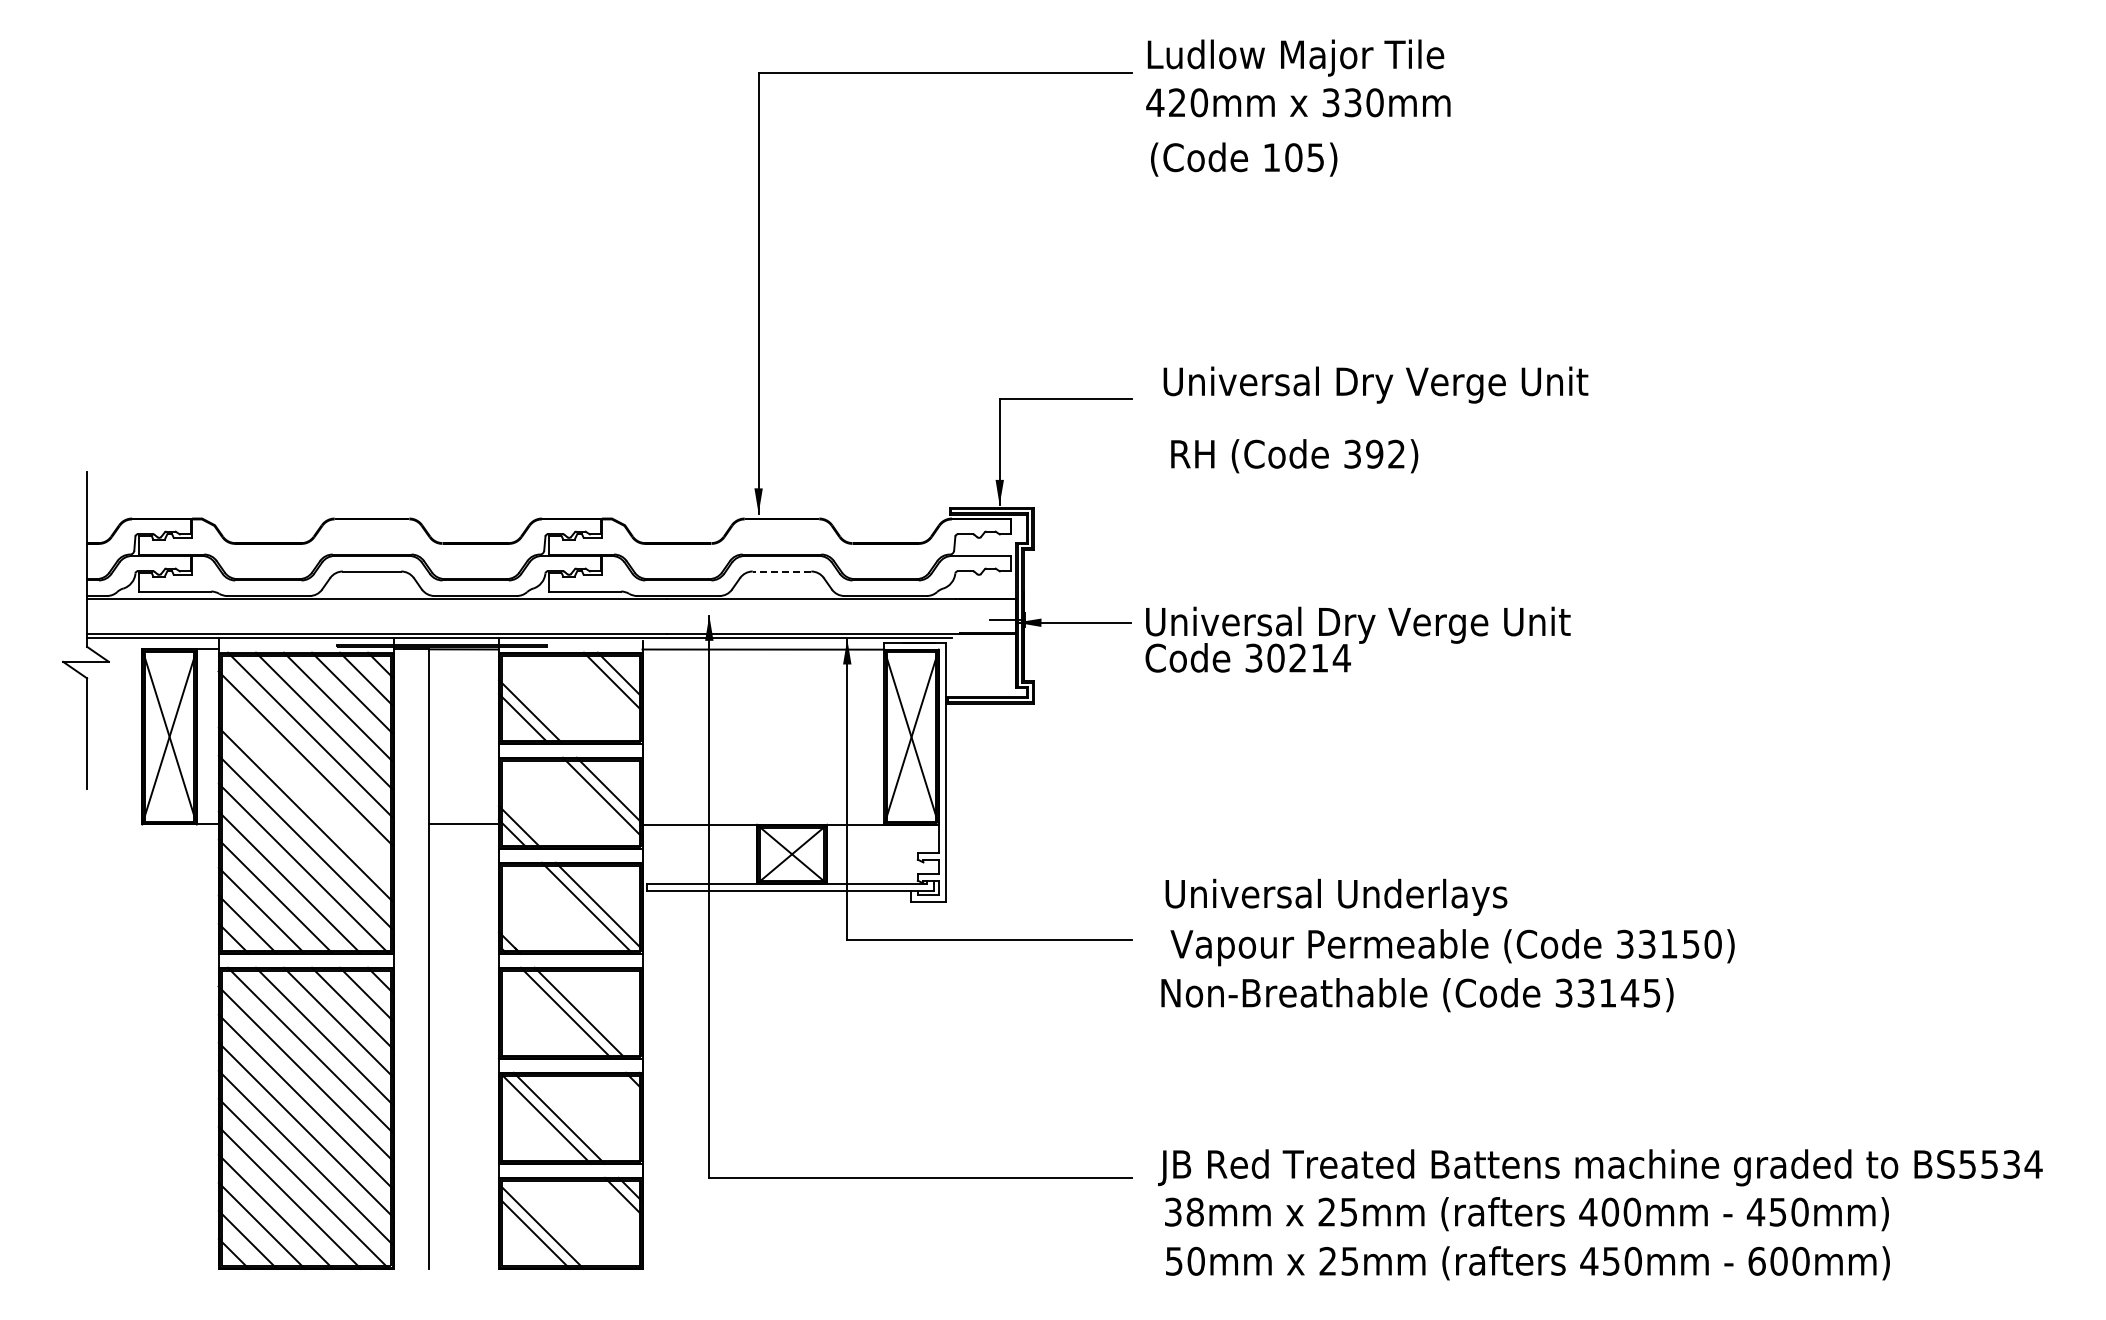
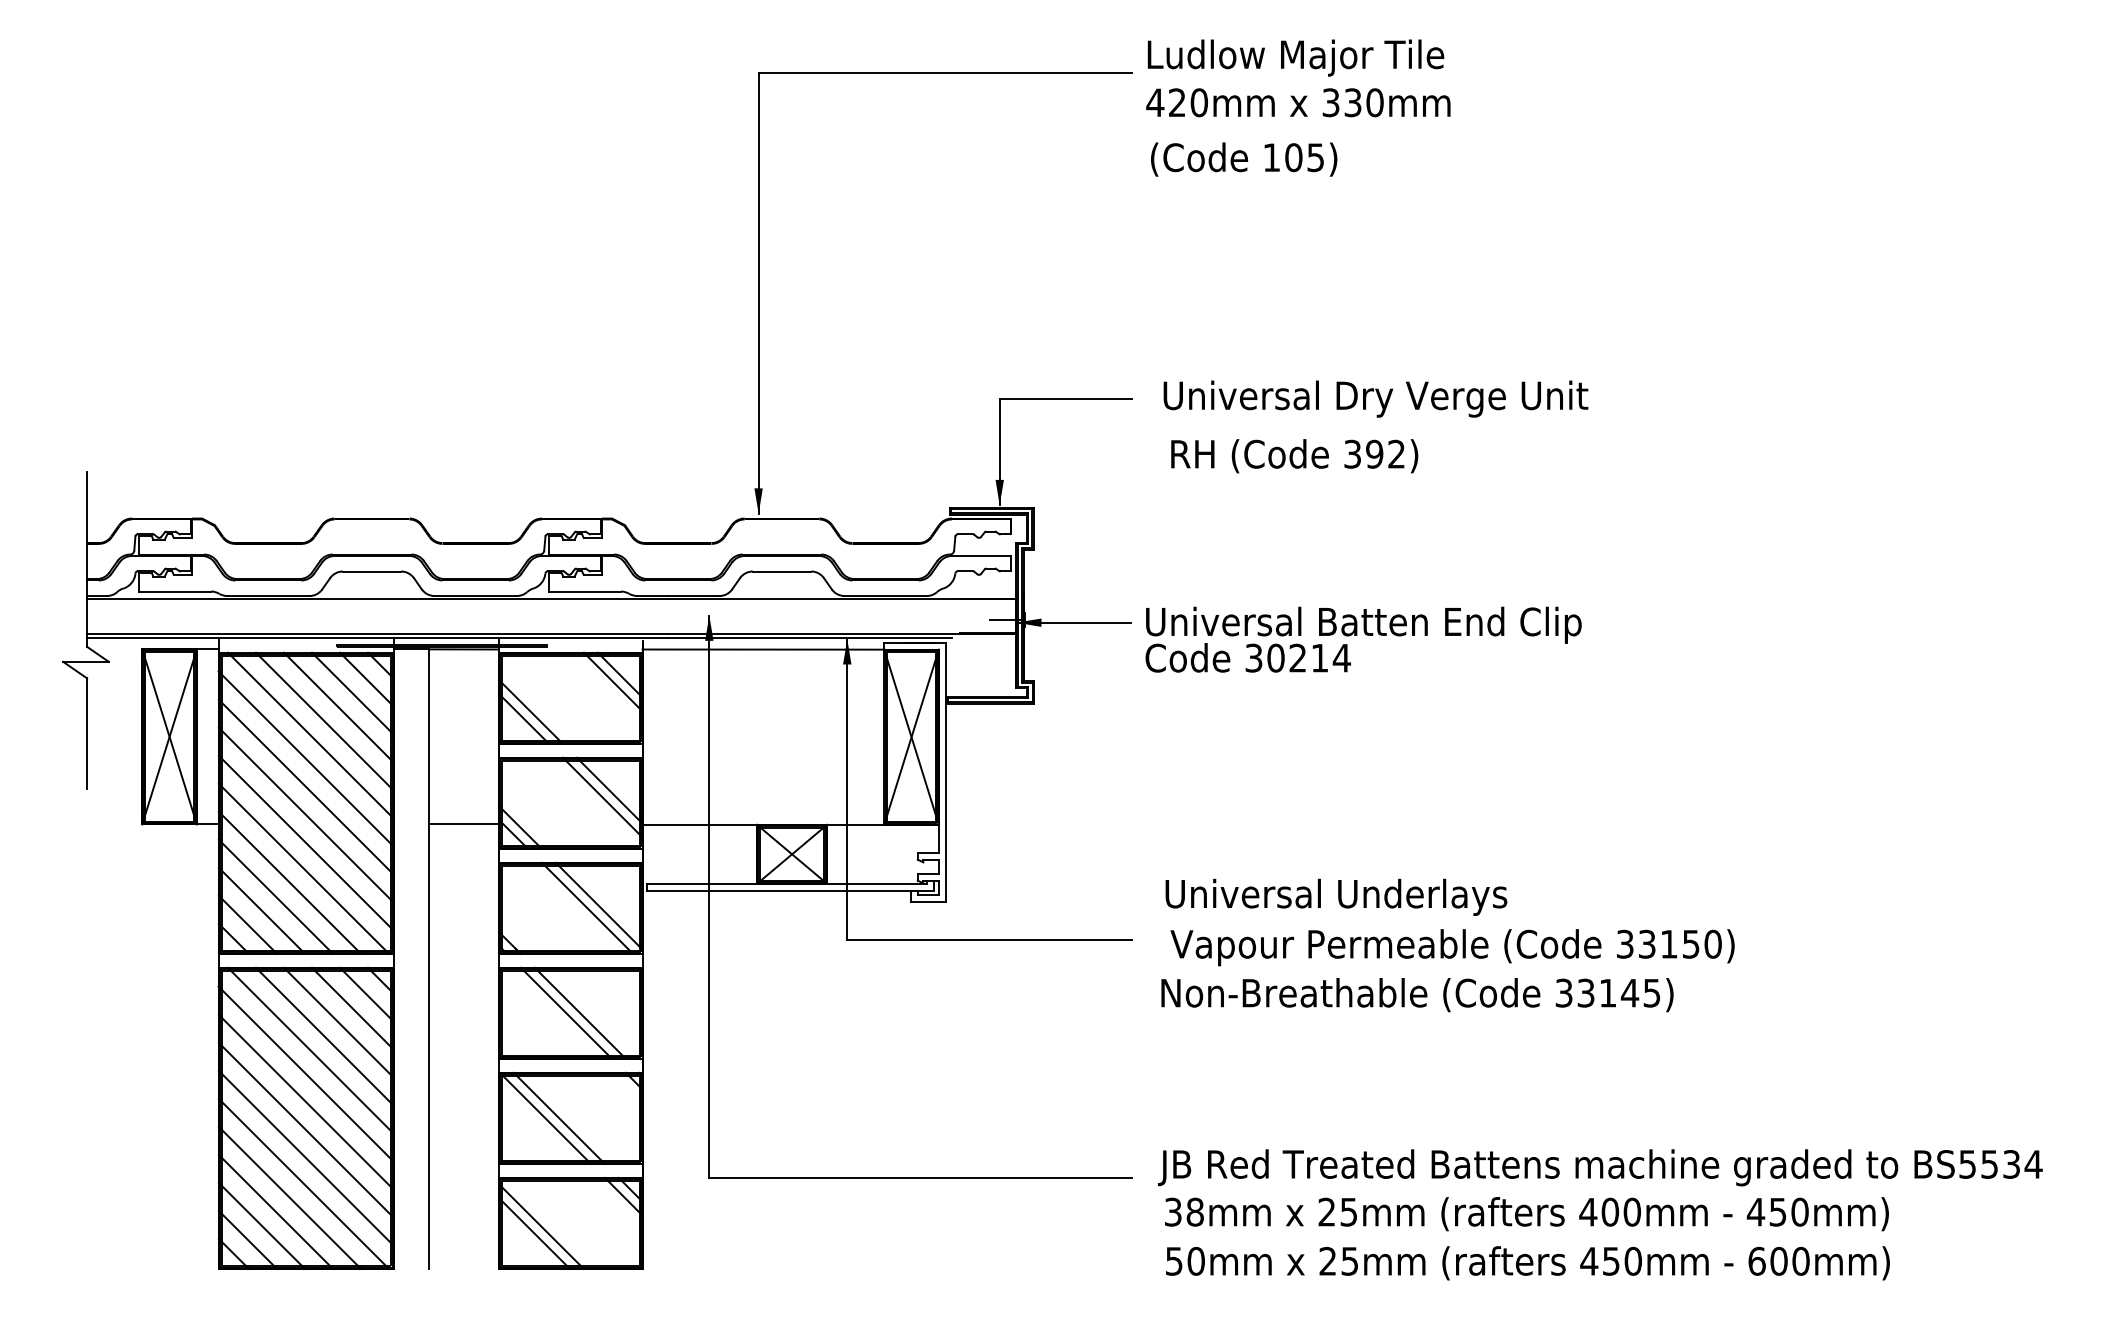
text position: (1375, 384) -> (1375, 398) (1375, 398)
line: dashed -> solid (781, 571)
text: Universal Dry Verge Unit -> Universal Batten End Clip (1451, 624)
line: none -> present (305, 786)
